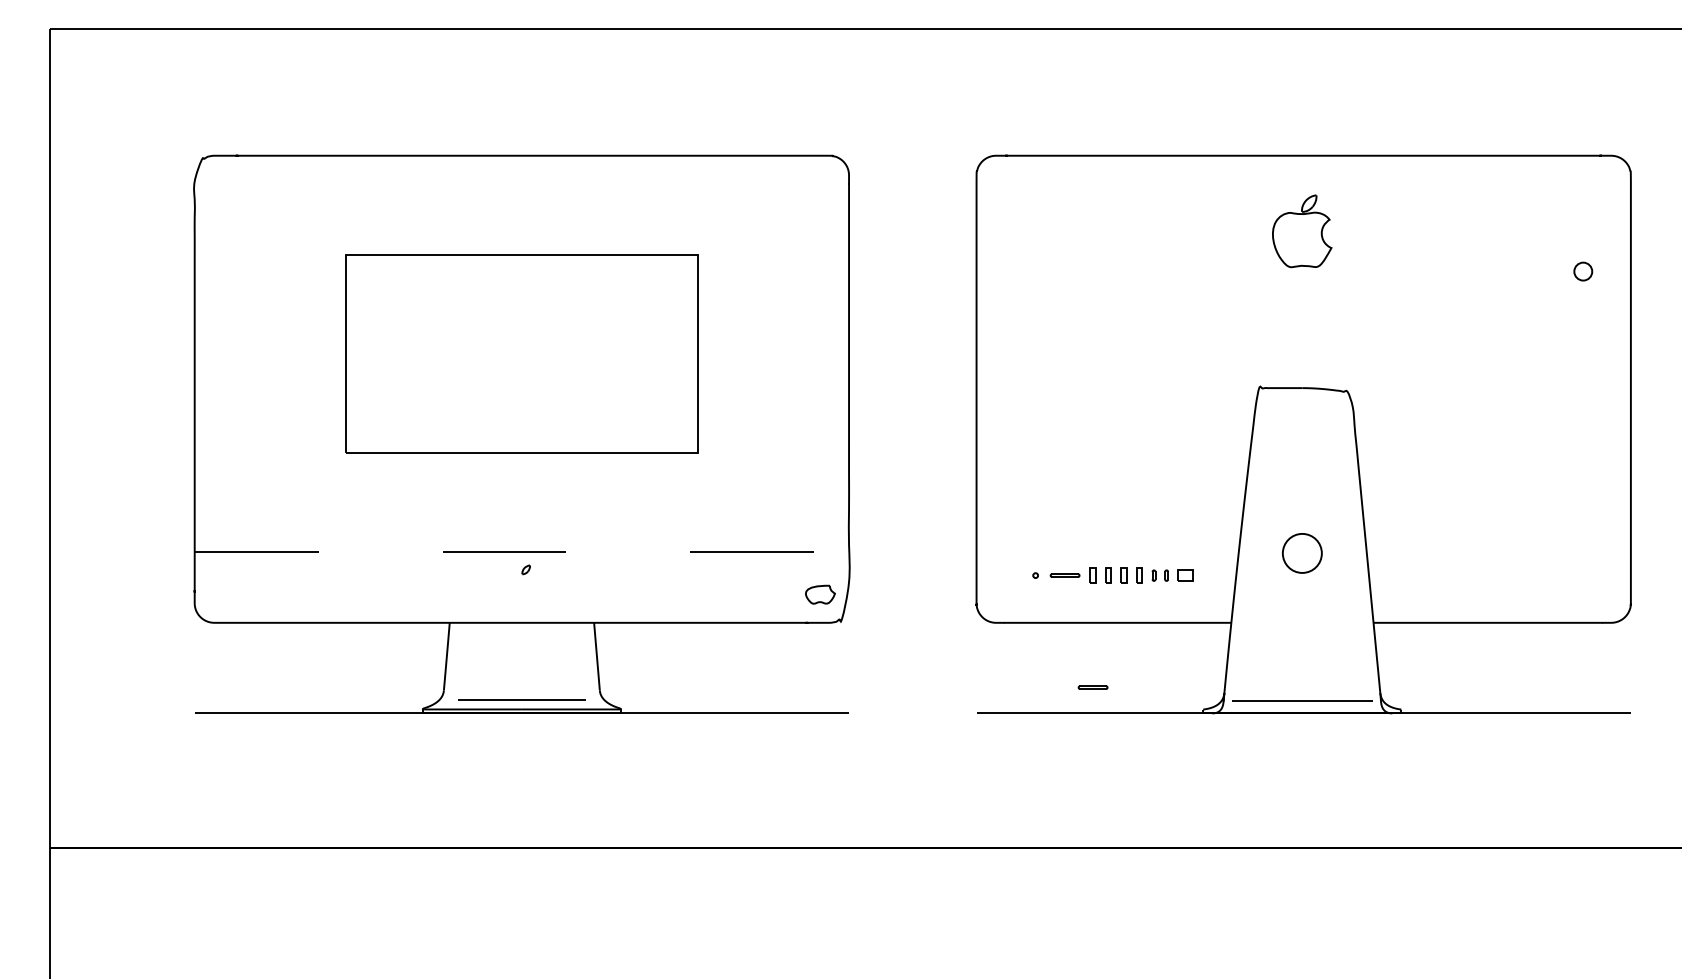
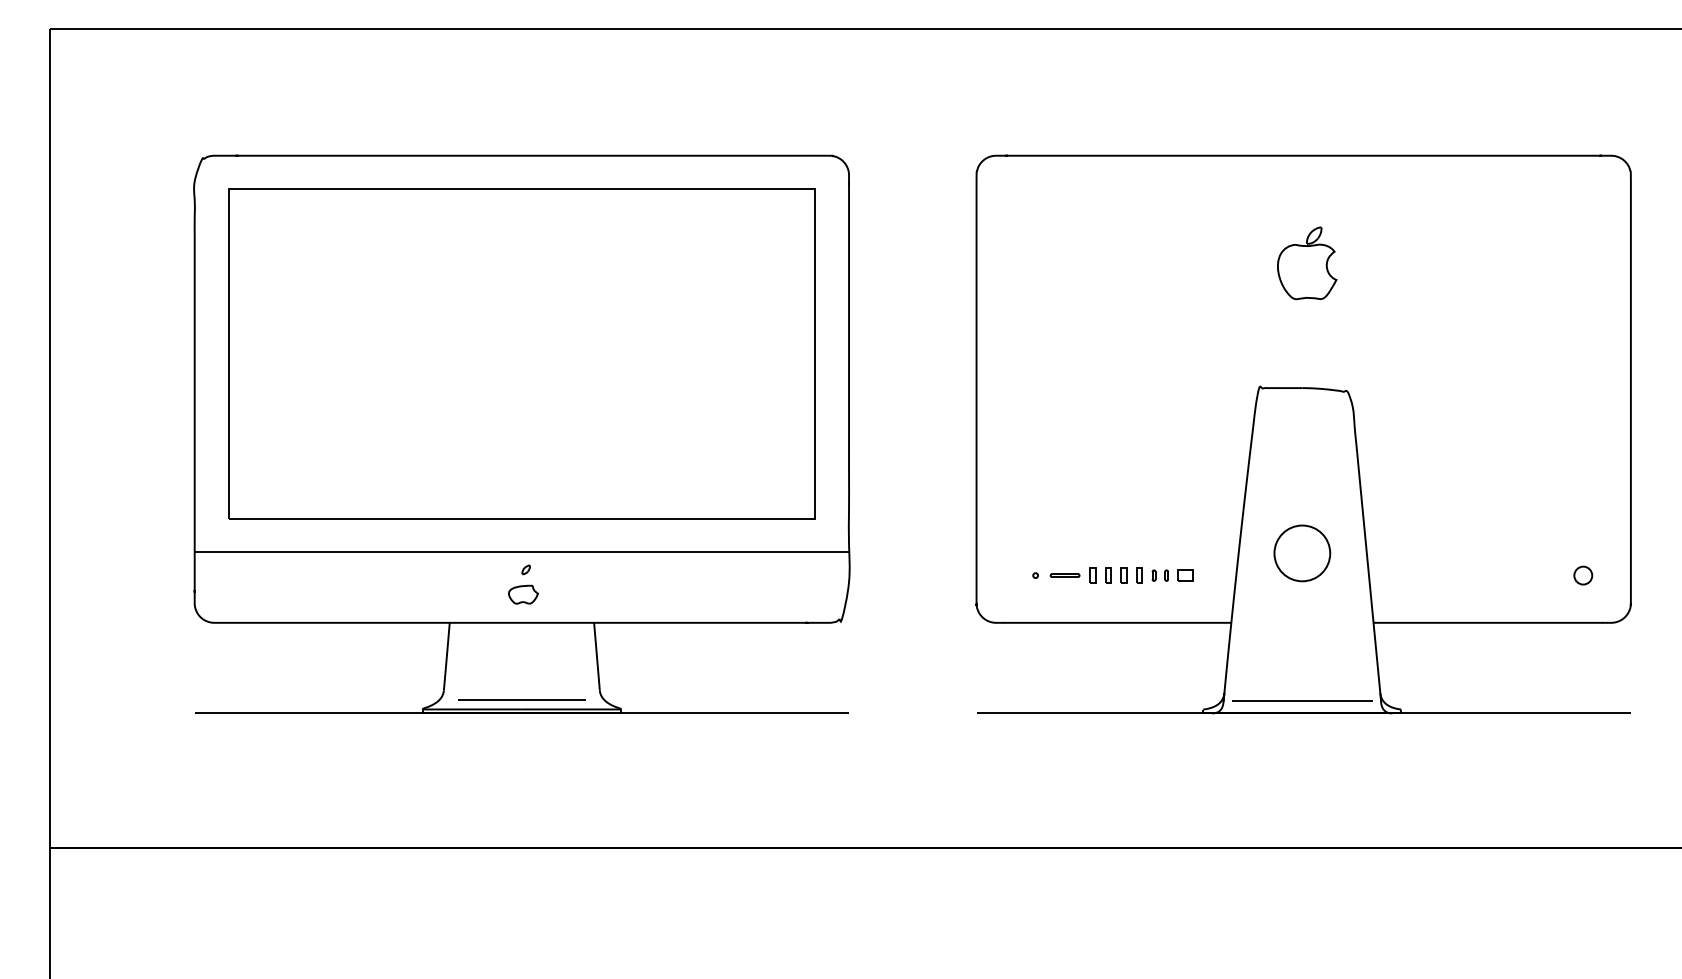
part position: (1302, 231) -> (1307, 263) (1307, 263)
circle position: (1583, 271) -> (1583, 575) (1583, 575)
part size: 354x200 px -> 588x332 px (521, 353)
line: dashed -> solid (522, 552)
circle diameter: 39 px -> 56 px (1302, 553)
part position: (820, 594) -> (523, 594) (523, 594)
line: present -> none (1092, 686)
